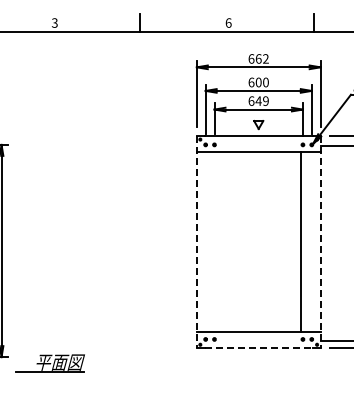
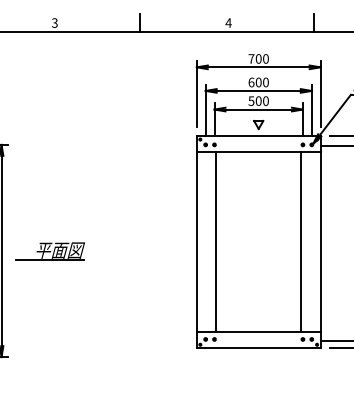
text: 6 -> 4 (228, 22)
text: 662 -> 700 (258, 58)
text: 649 -> 500 (258, 100)
line: none -> present (216, 241)
line: dashed -> solid (196, 242)
line: dashed -> solid (320, 242)
line: dashed -> solid (258, 348)
part position: (49, 363) -> (49, 251) (49, 251)
